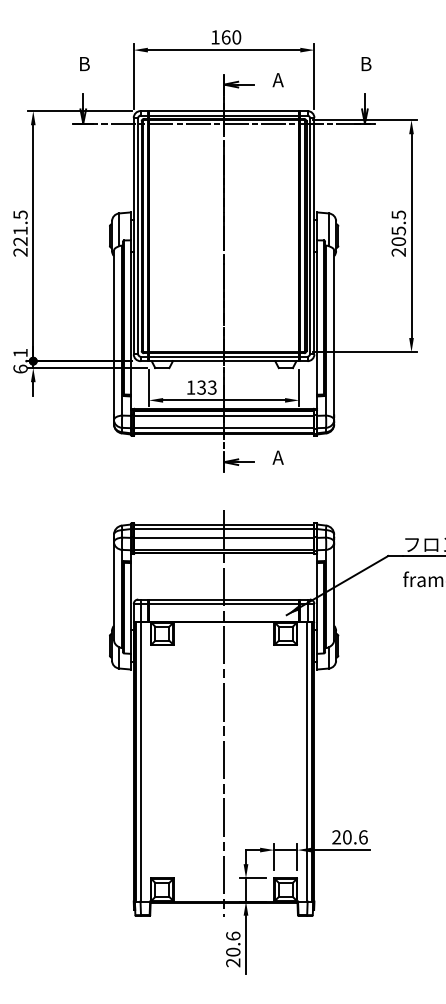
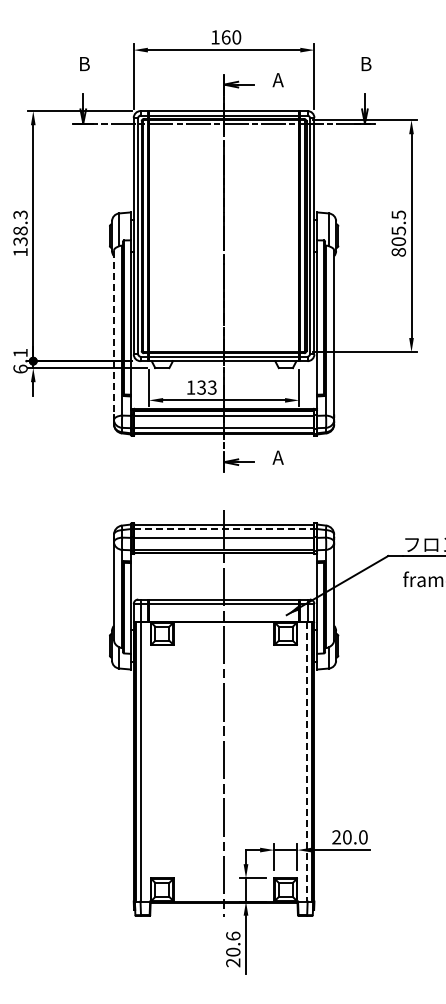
text: 221.5 -> 138.3 (20, 233)
text: 205.5 -> 805.5 (398, 252)
line: solid -> dashed (114, 332)
line: solid -> dashed (224, 529)
line: solid -> dashed (307, 761)
text: 20.6 -> 20.0 (363, 837)
